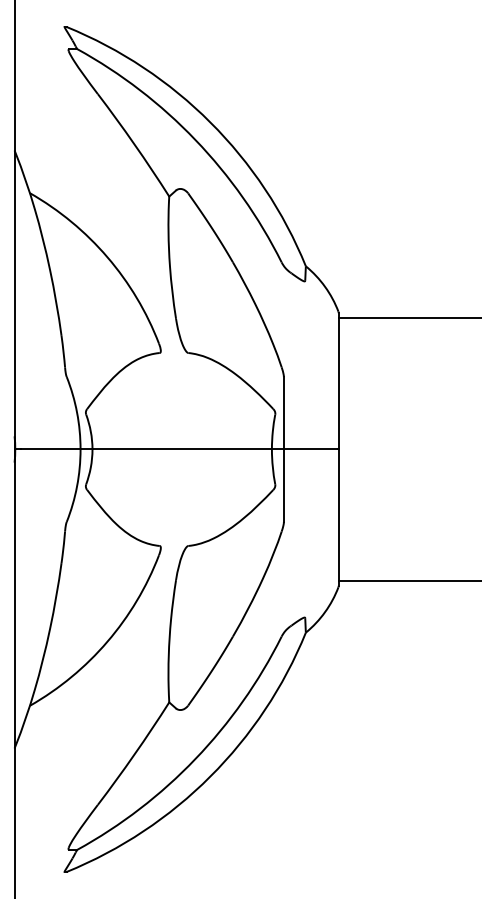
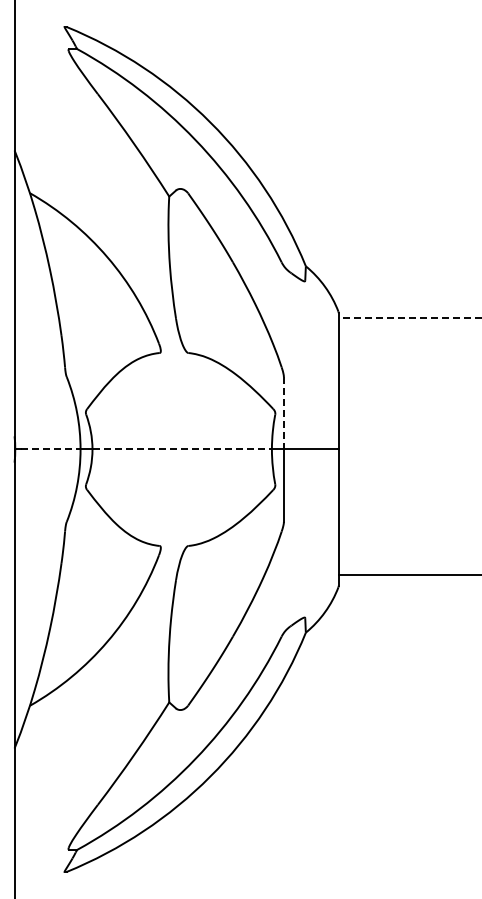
line: solid -> dashed (409, 318)
line: solid -> dashed (283, 413)
line: solid -> dashed (50, 449)
line: solid -> dashed (182, 449)
line position: (408, 580) -> (408, 574) (408, 574)
